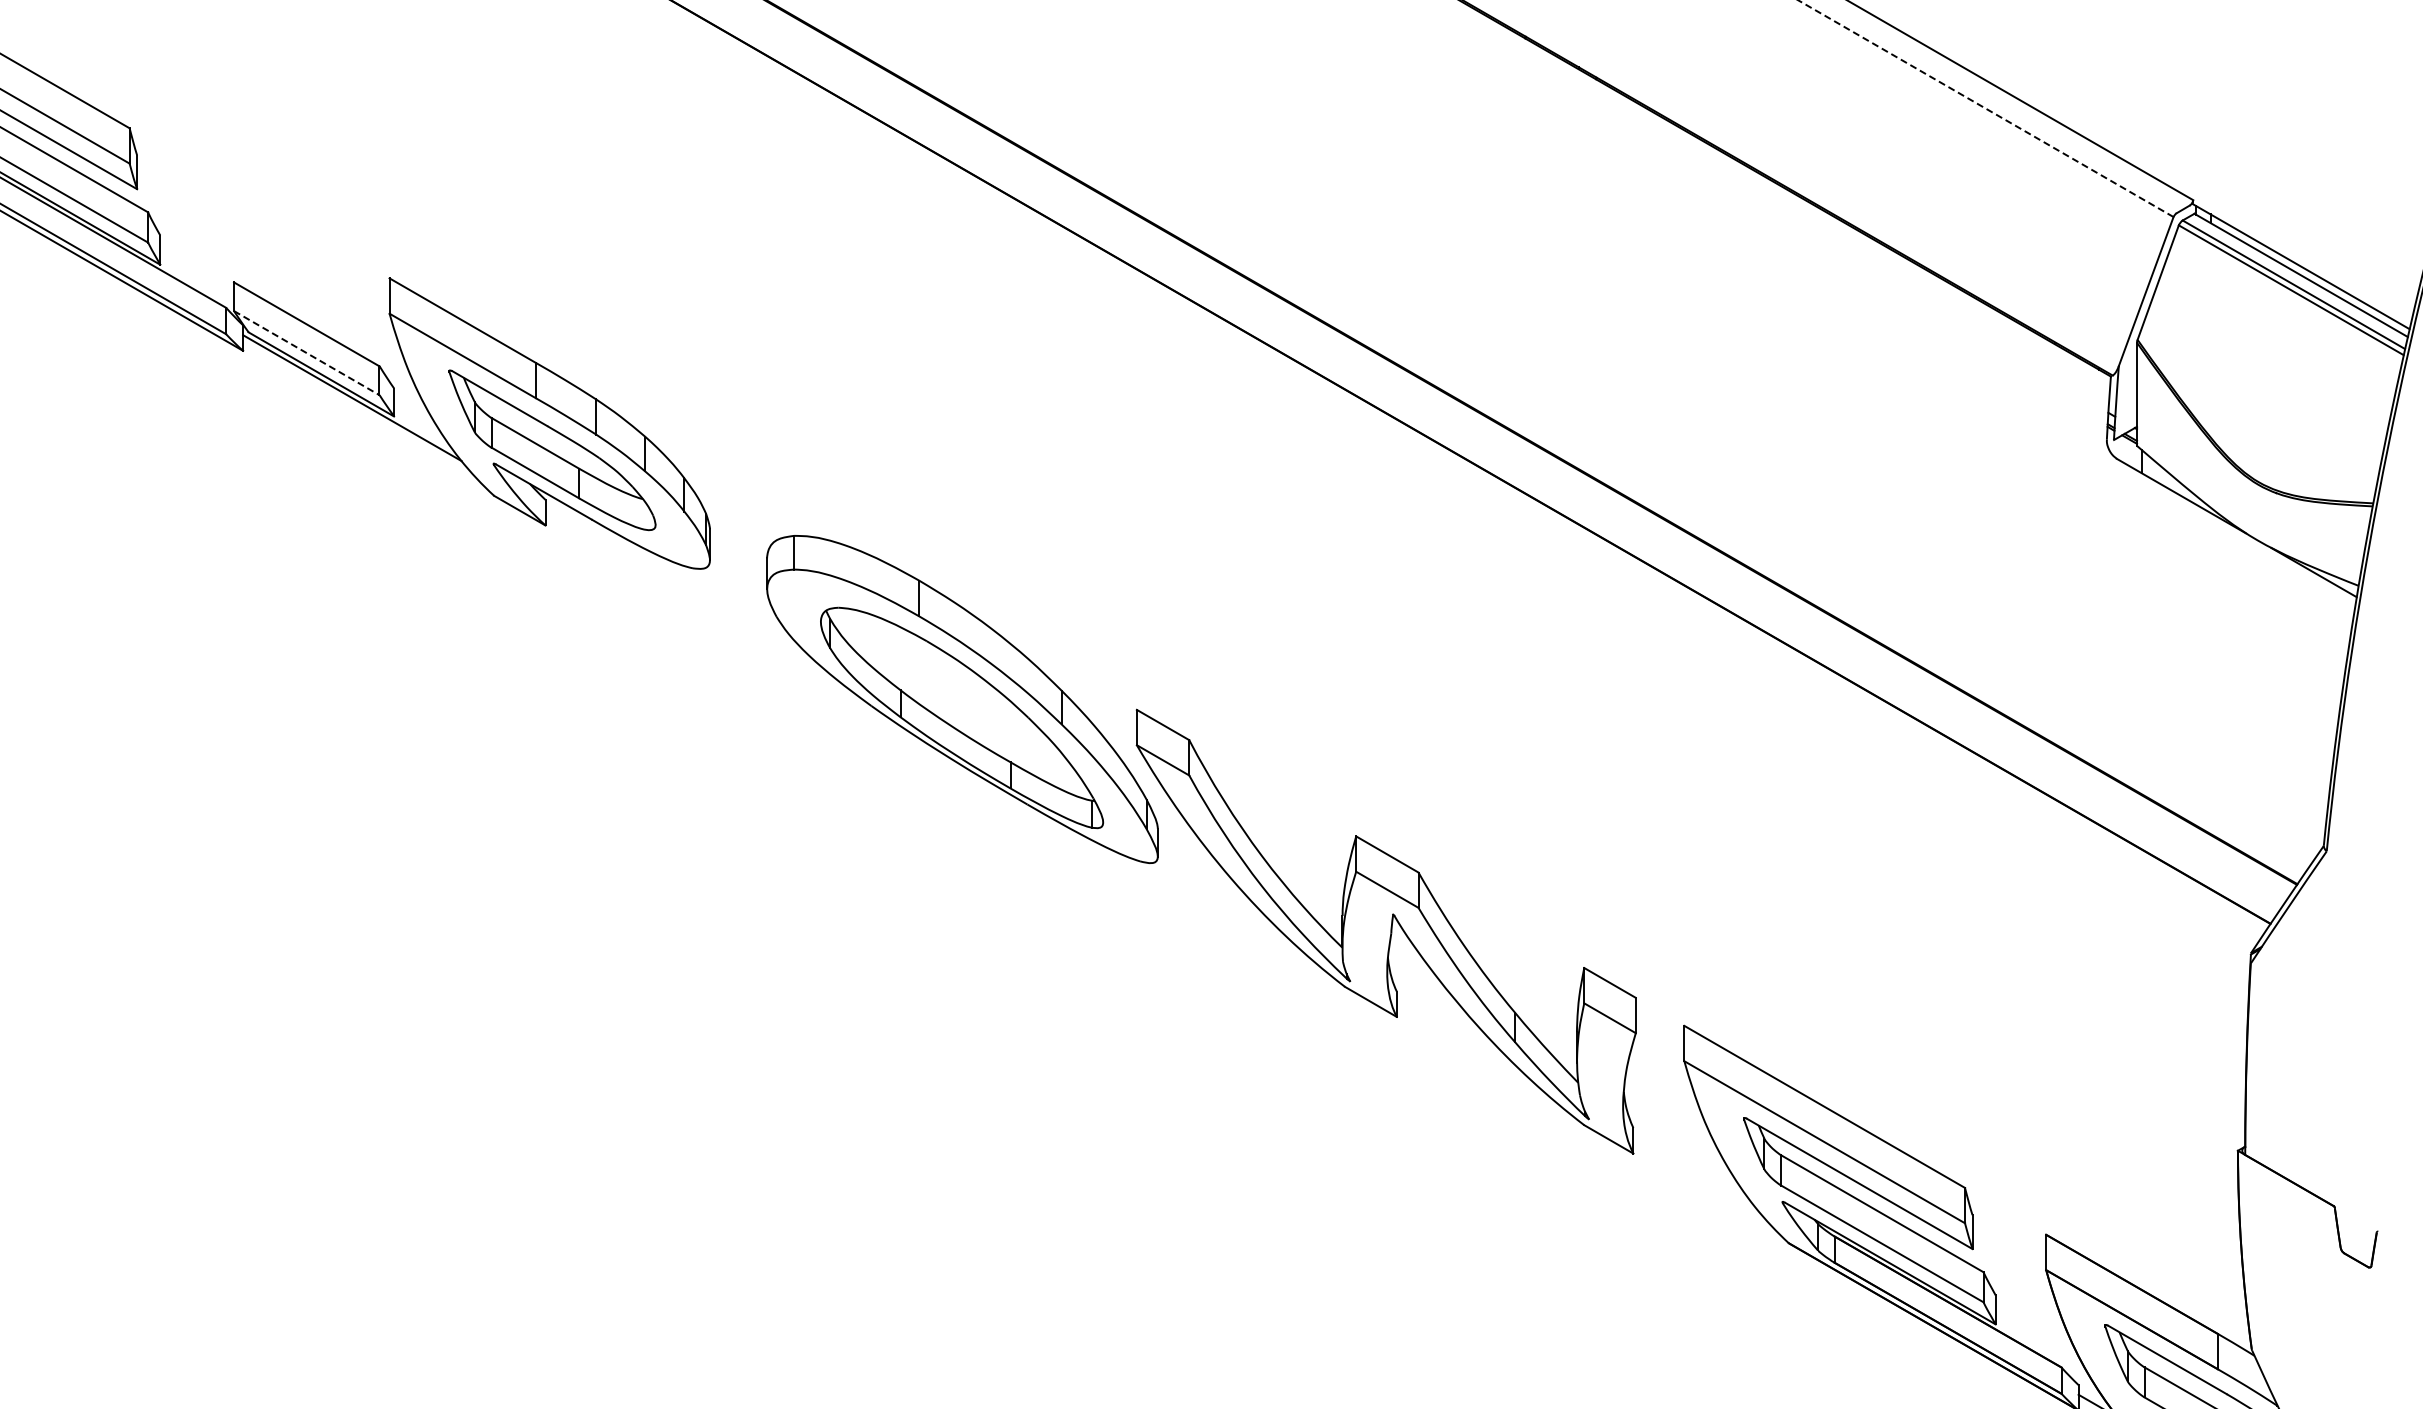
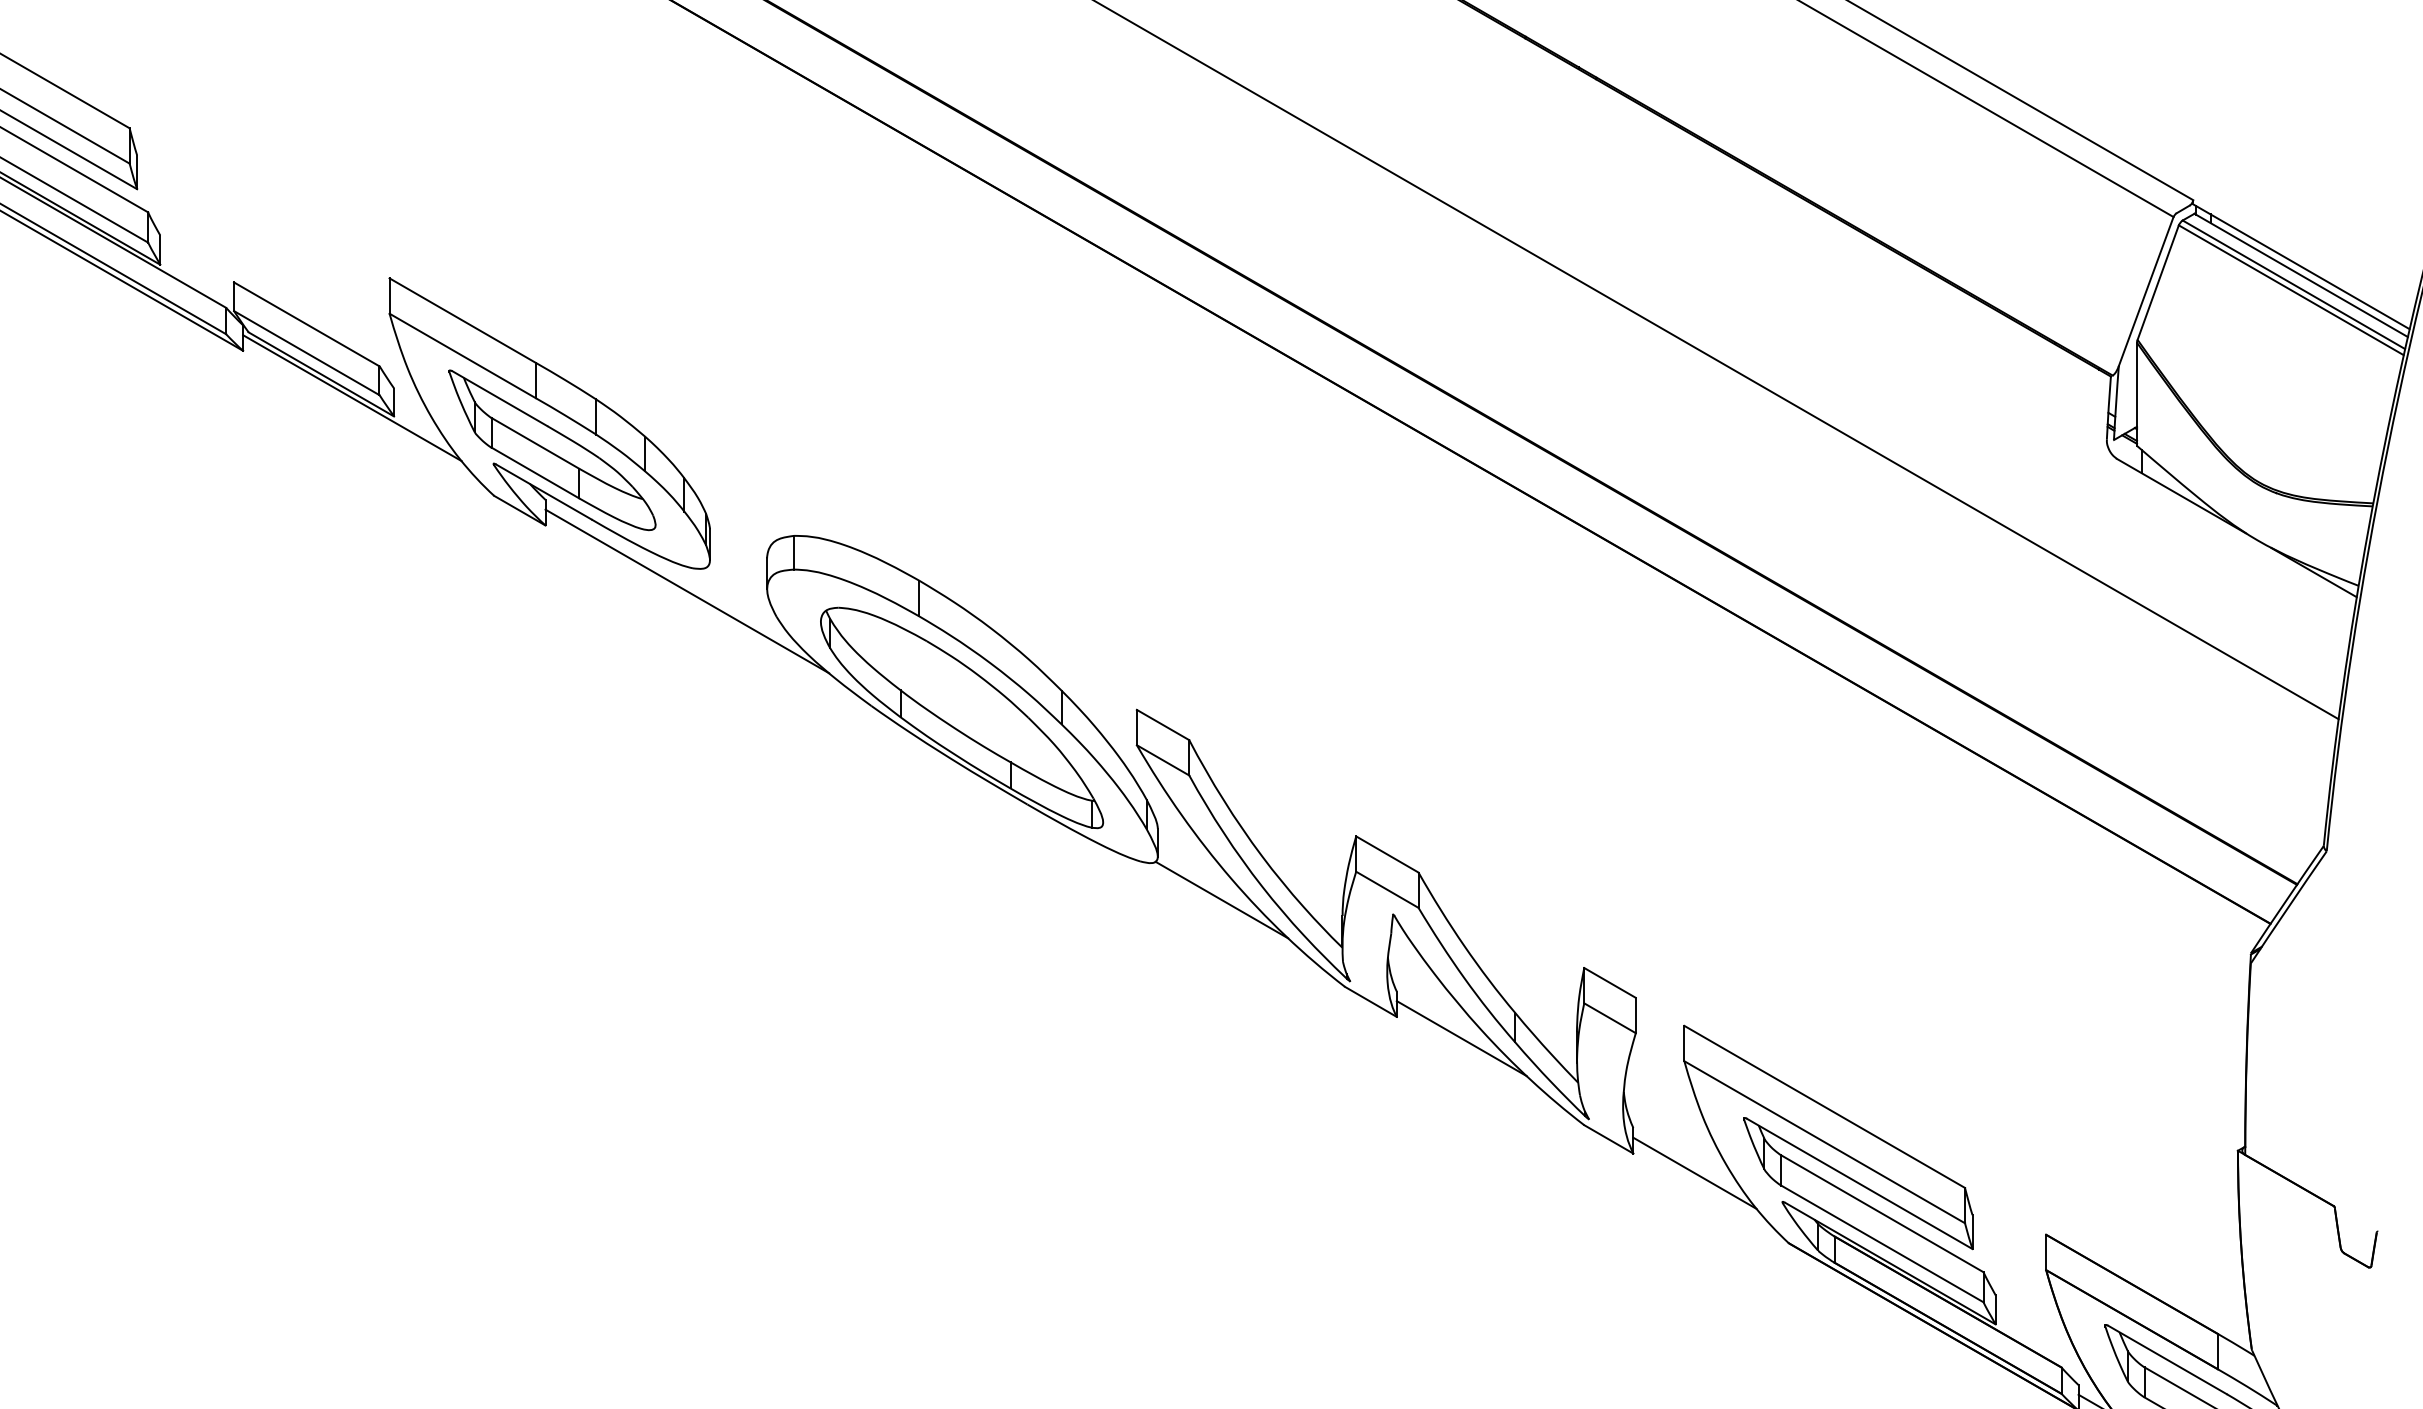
line: dashed -> solid (1985, 108)
line: dashed -> solid (306, 353)
line: none -> present (1717, 360)
line: none -> present (687, 591)
line: none -> present (1221, 899)
line: none -> present (1461, 1038)
line: none -> present (1694, 1172)
